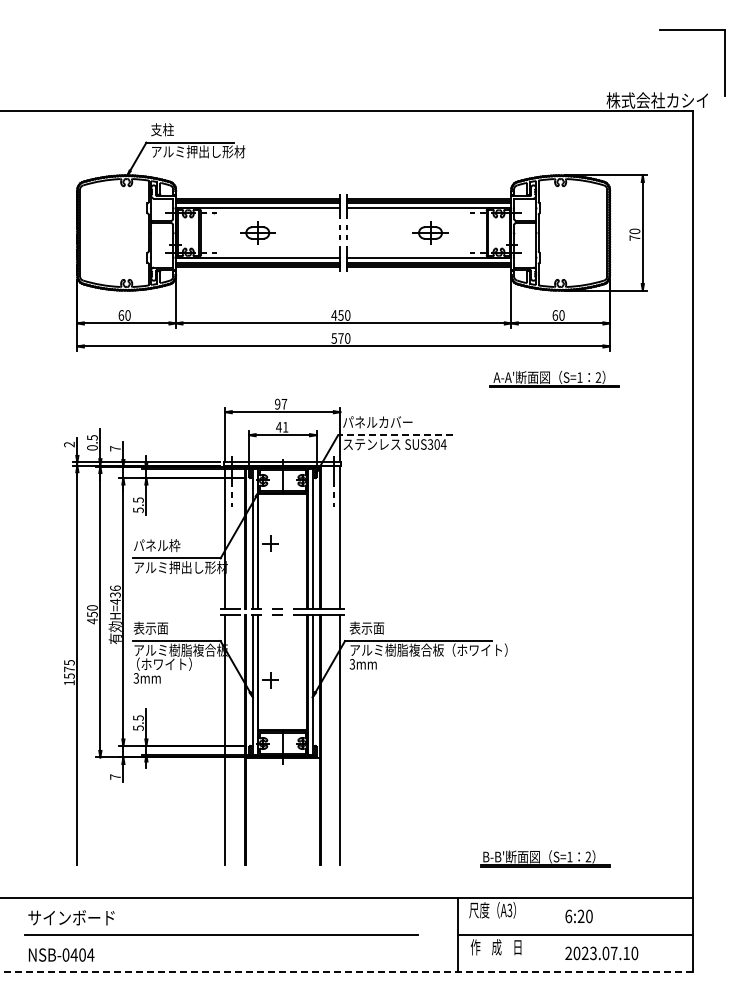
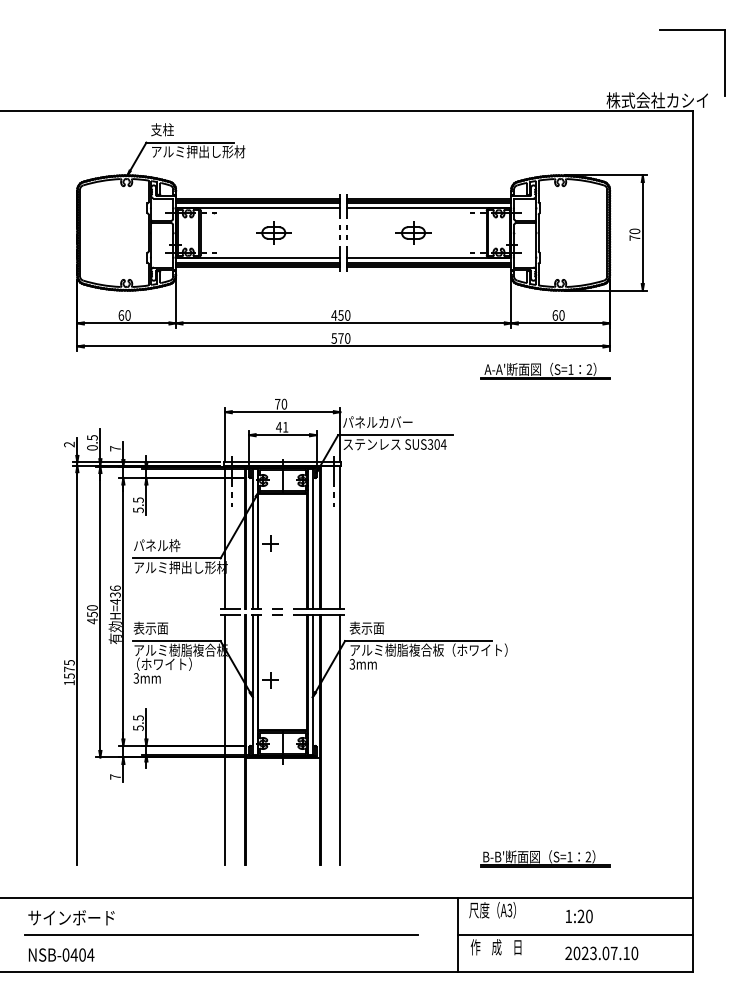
part position: (257, 232) -> (273, 232) (273, 232)
part position: (430, 232) -> (413, 232) (413, 232)
part position: (554, 378) -> (545, 370) (545, 370)
text: 97 -> 70 (281, 403)
line: dashed -> solid (395, 435)
text: 6:20 -> 1:20 (568, 916)
line: dashed -> solid (346, 971)
